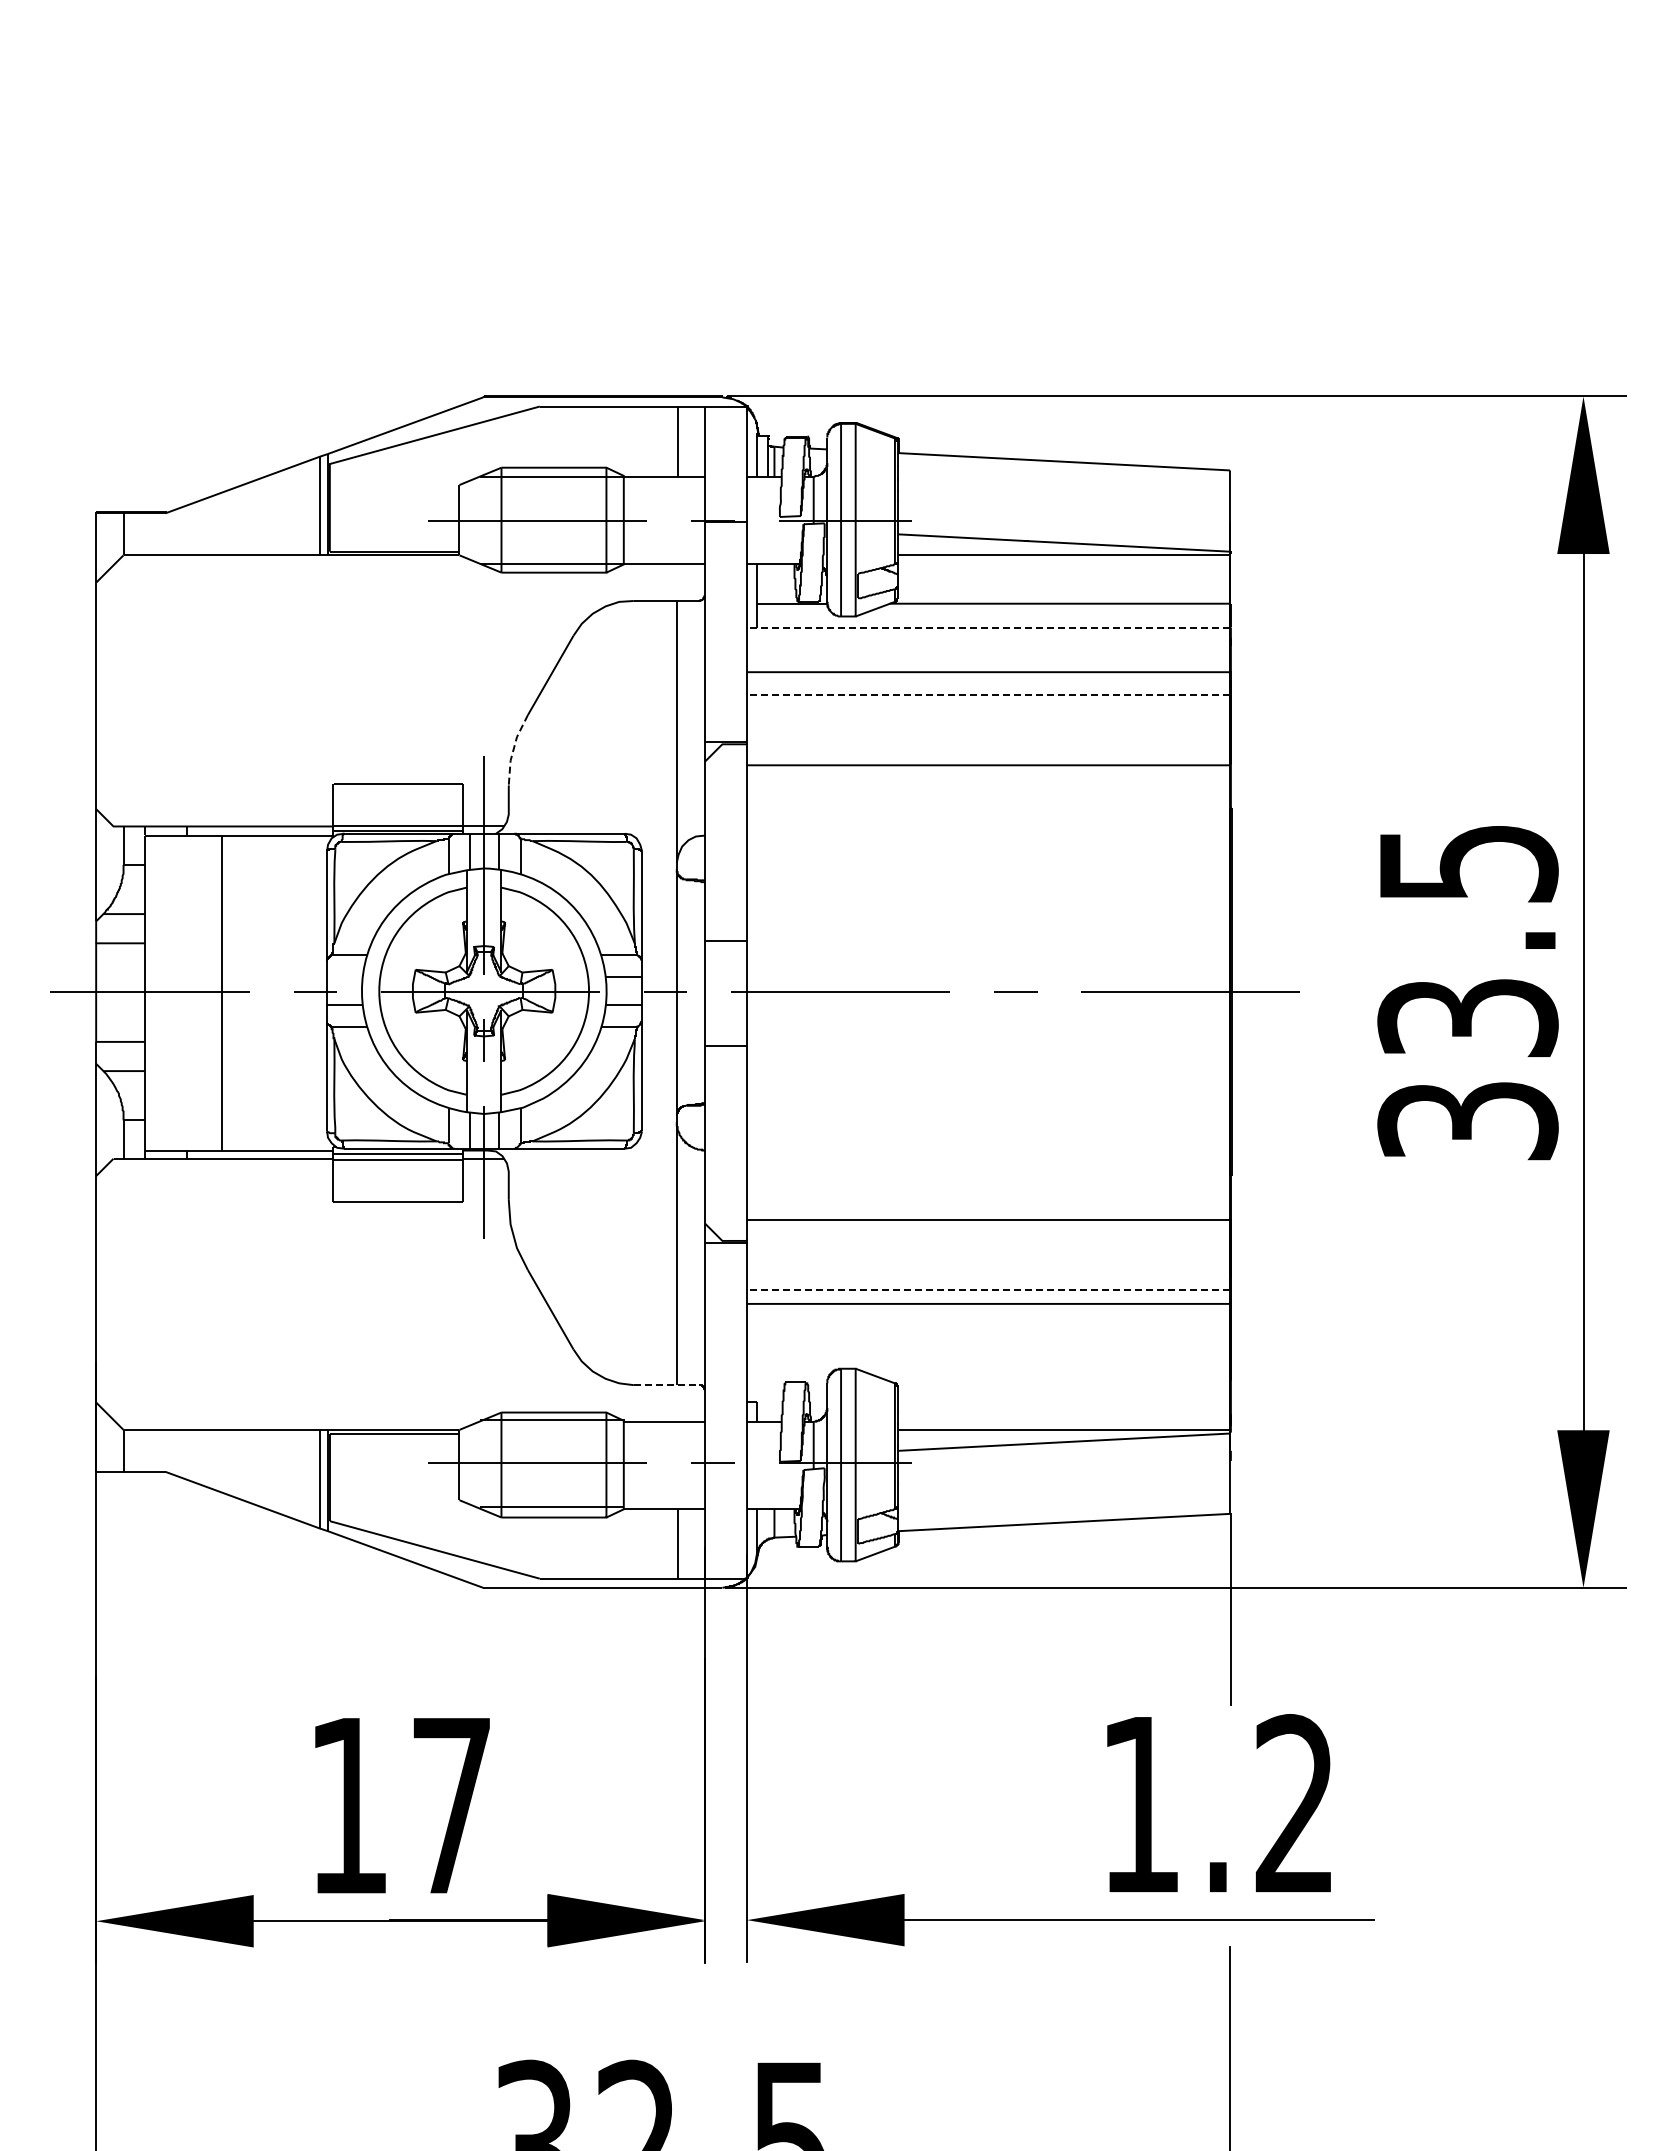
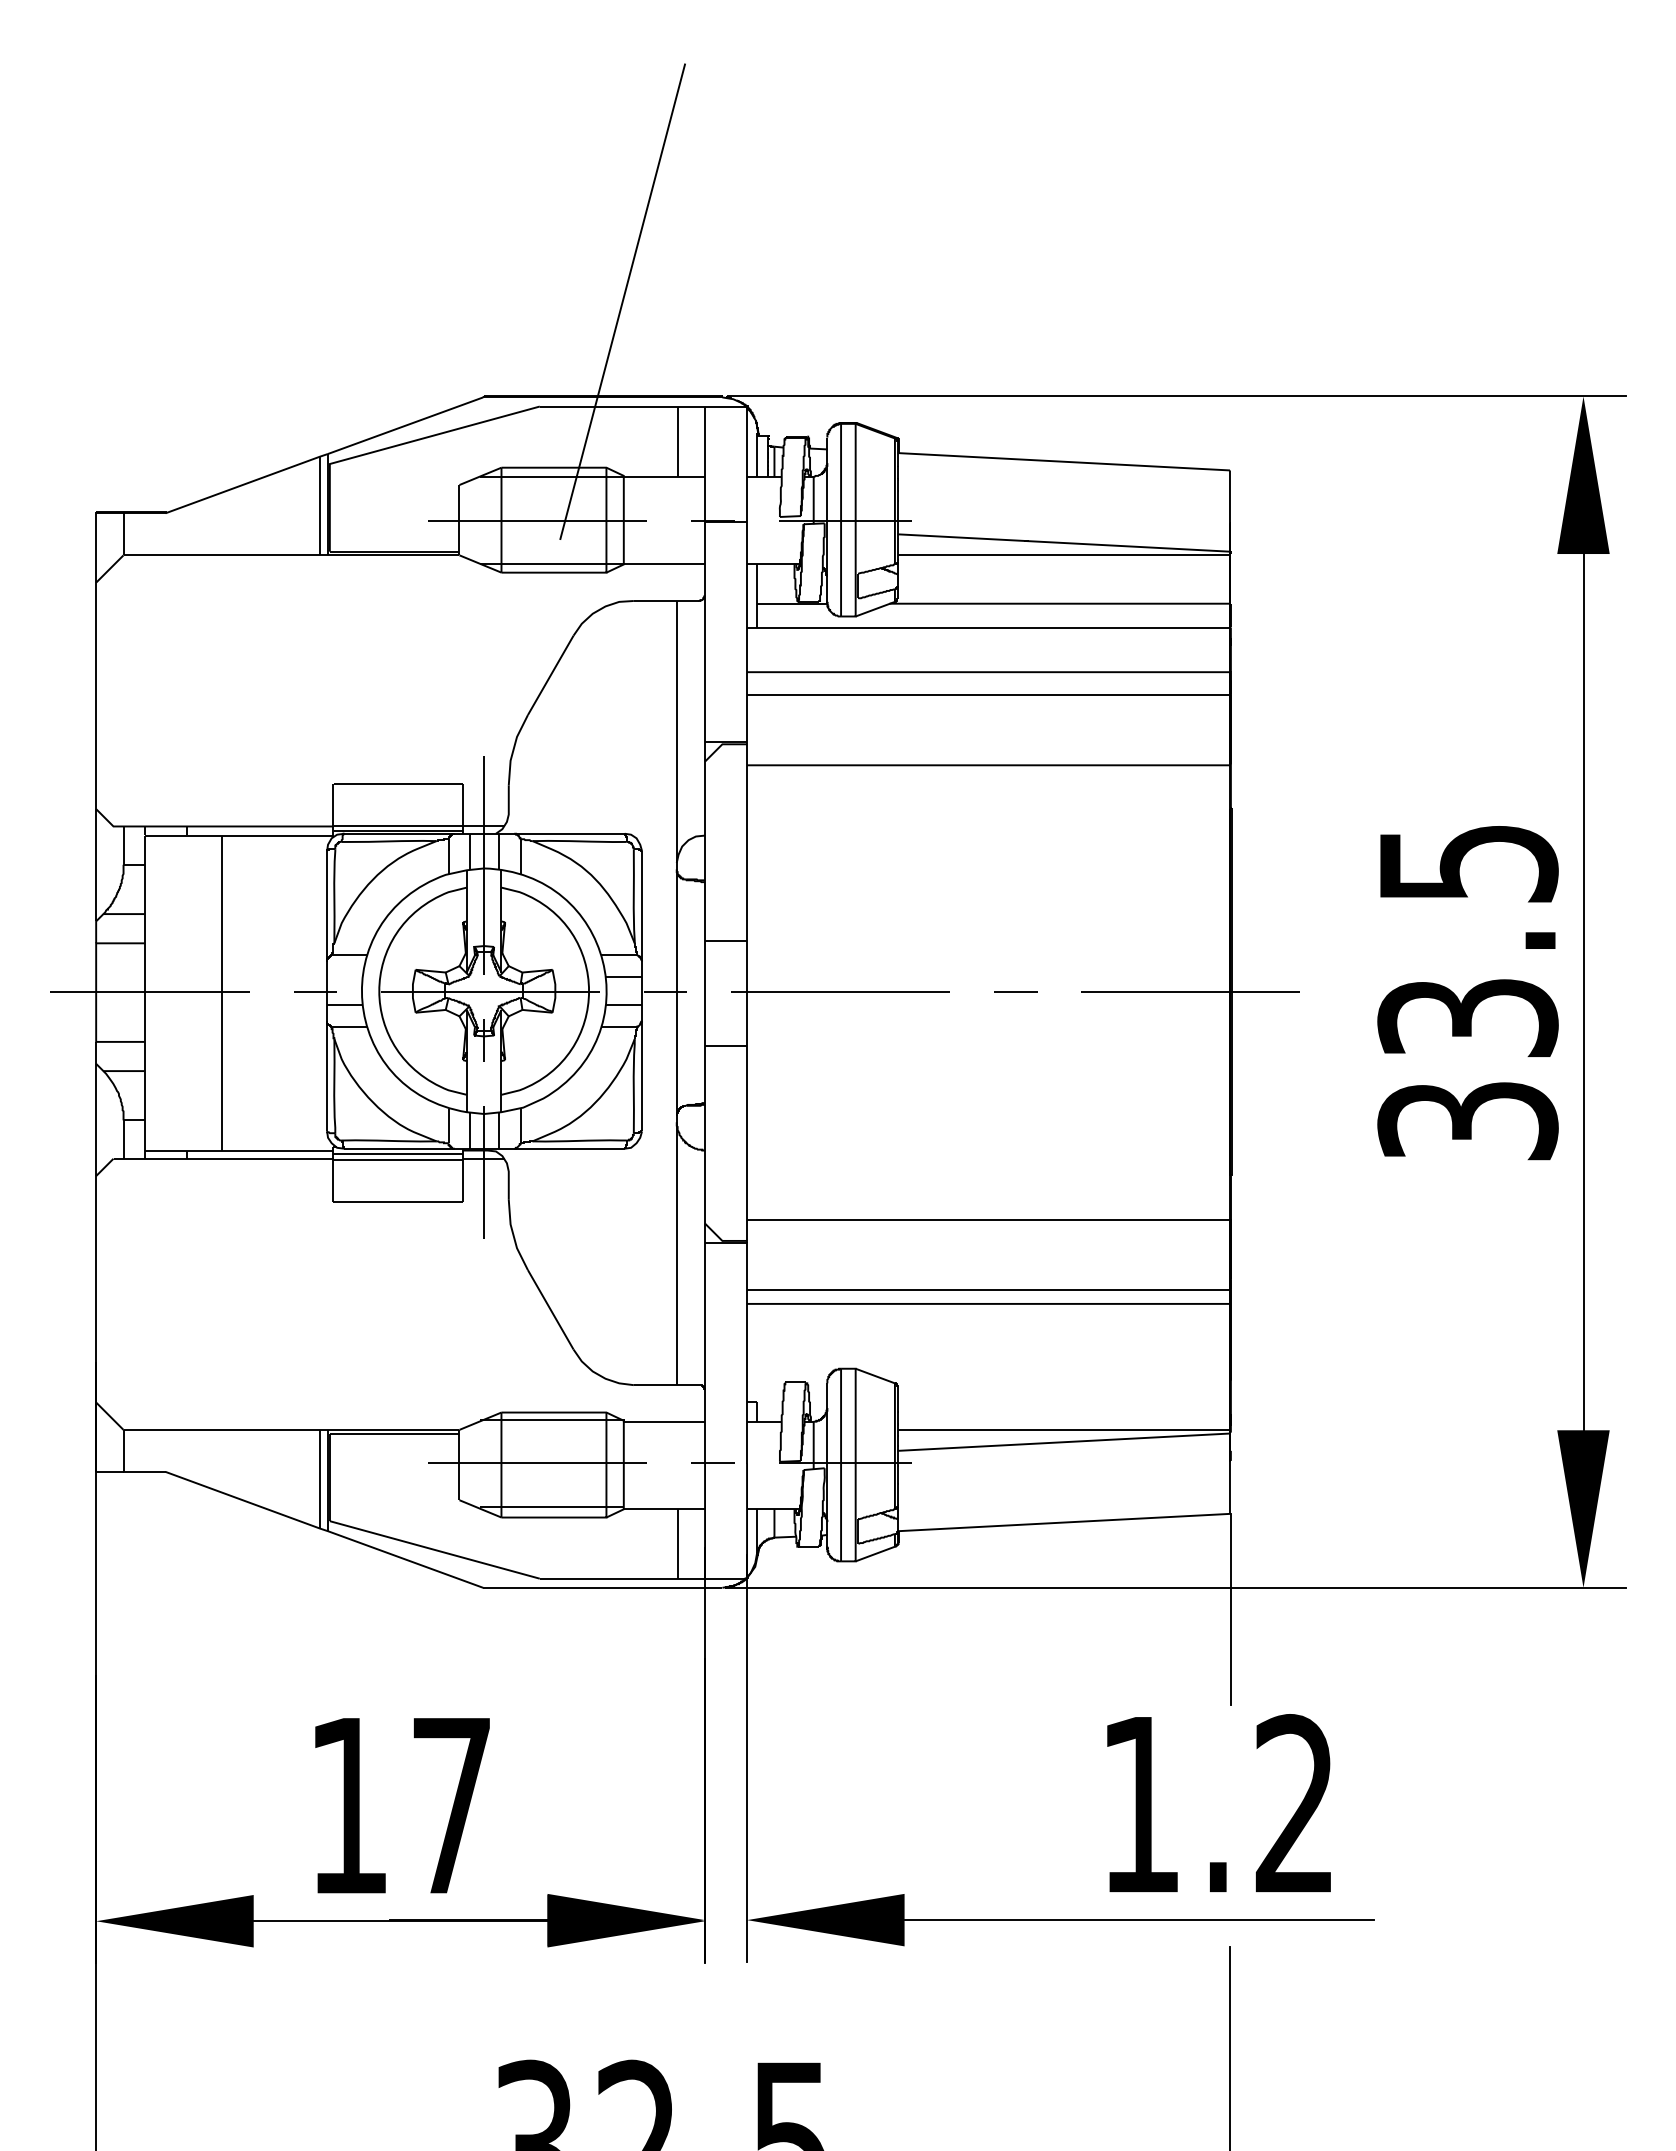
line: none -> present (622, 301)
line: dashed -> solid (988, 628)
line: dashed -> solid (988, 695)
line: dashed -> solid (513, 749)
line: dashed -> solid (988, 1290)
line: dashed -> solid (666, 1385)
